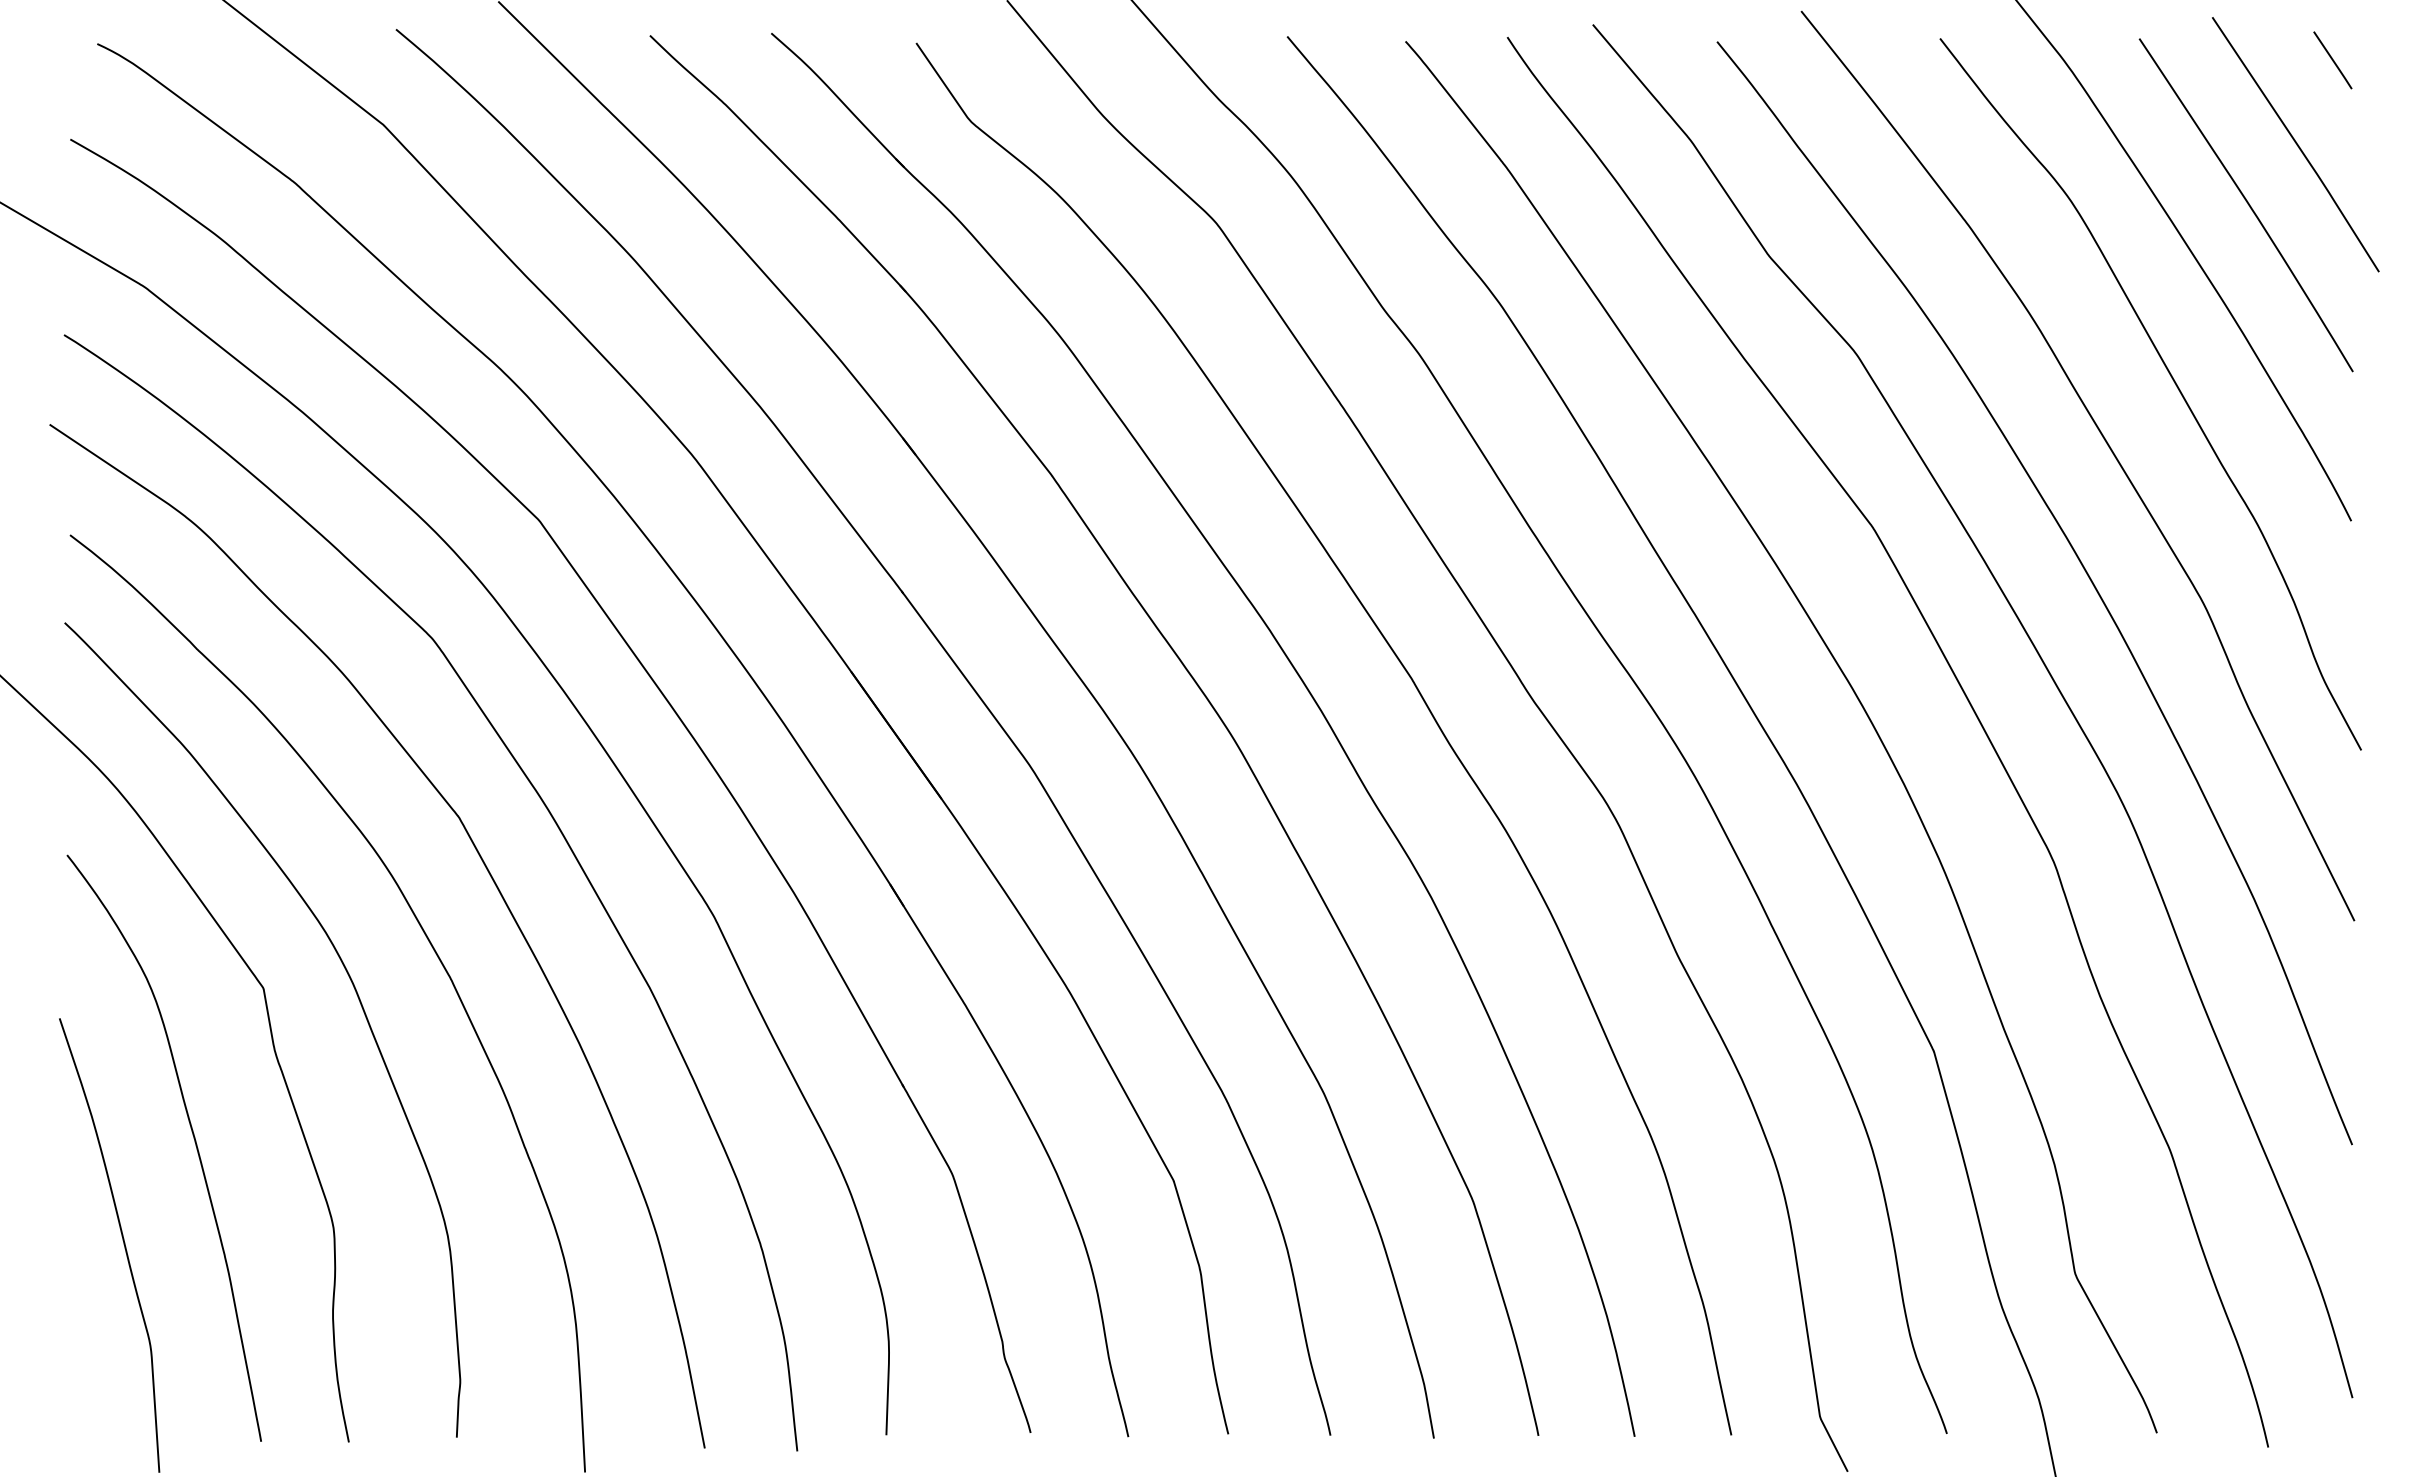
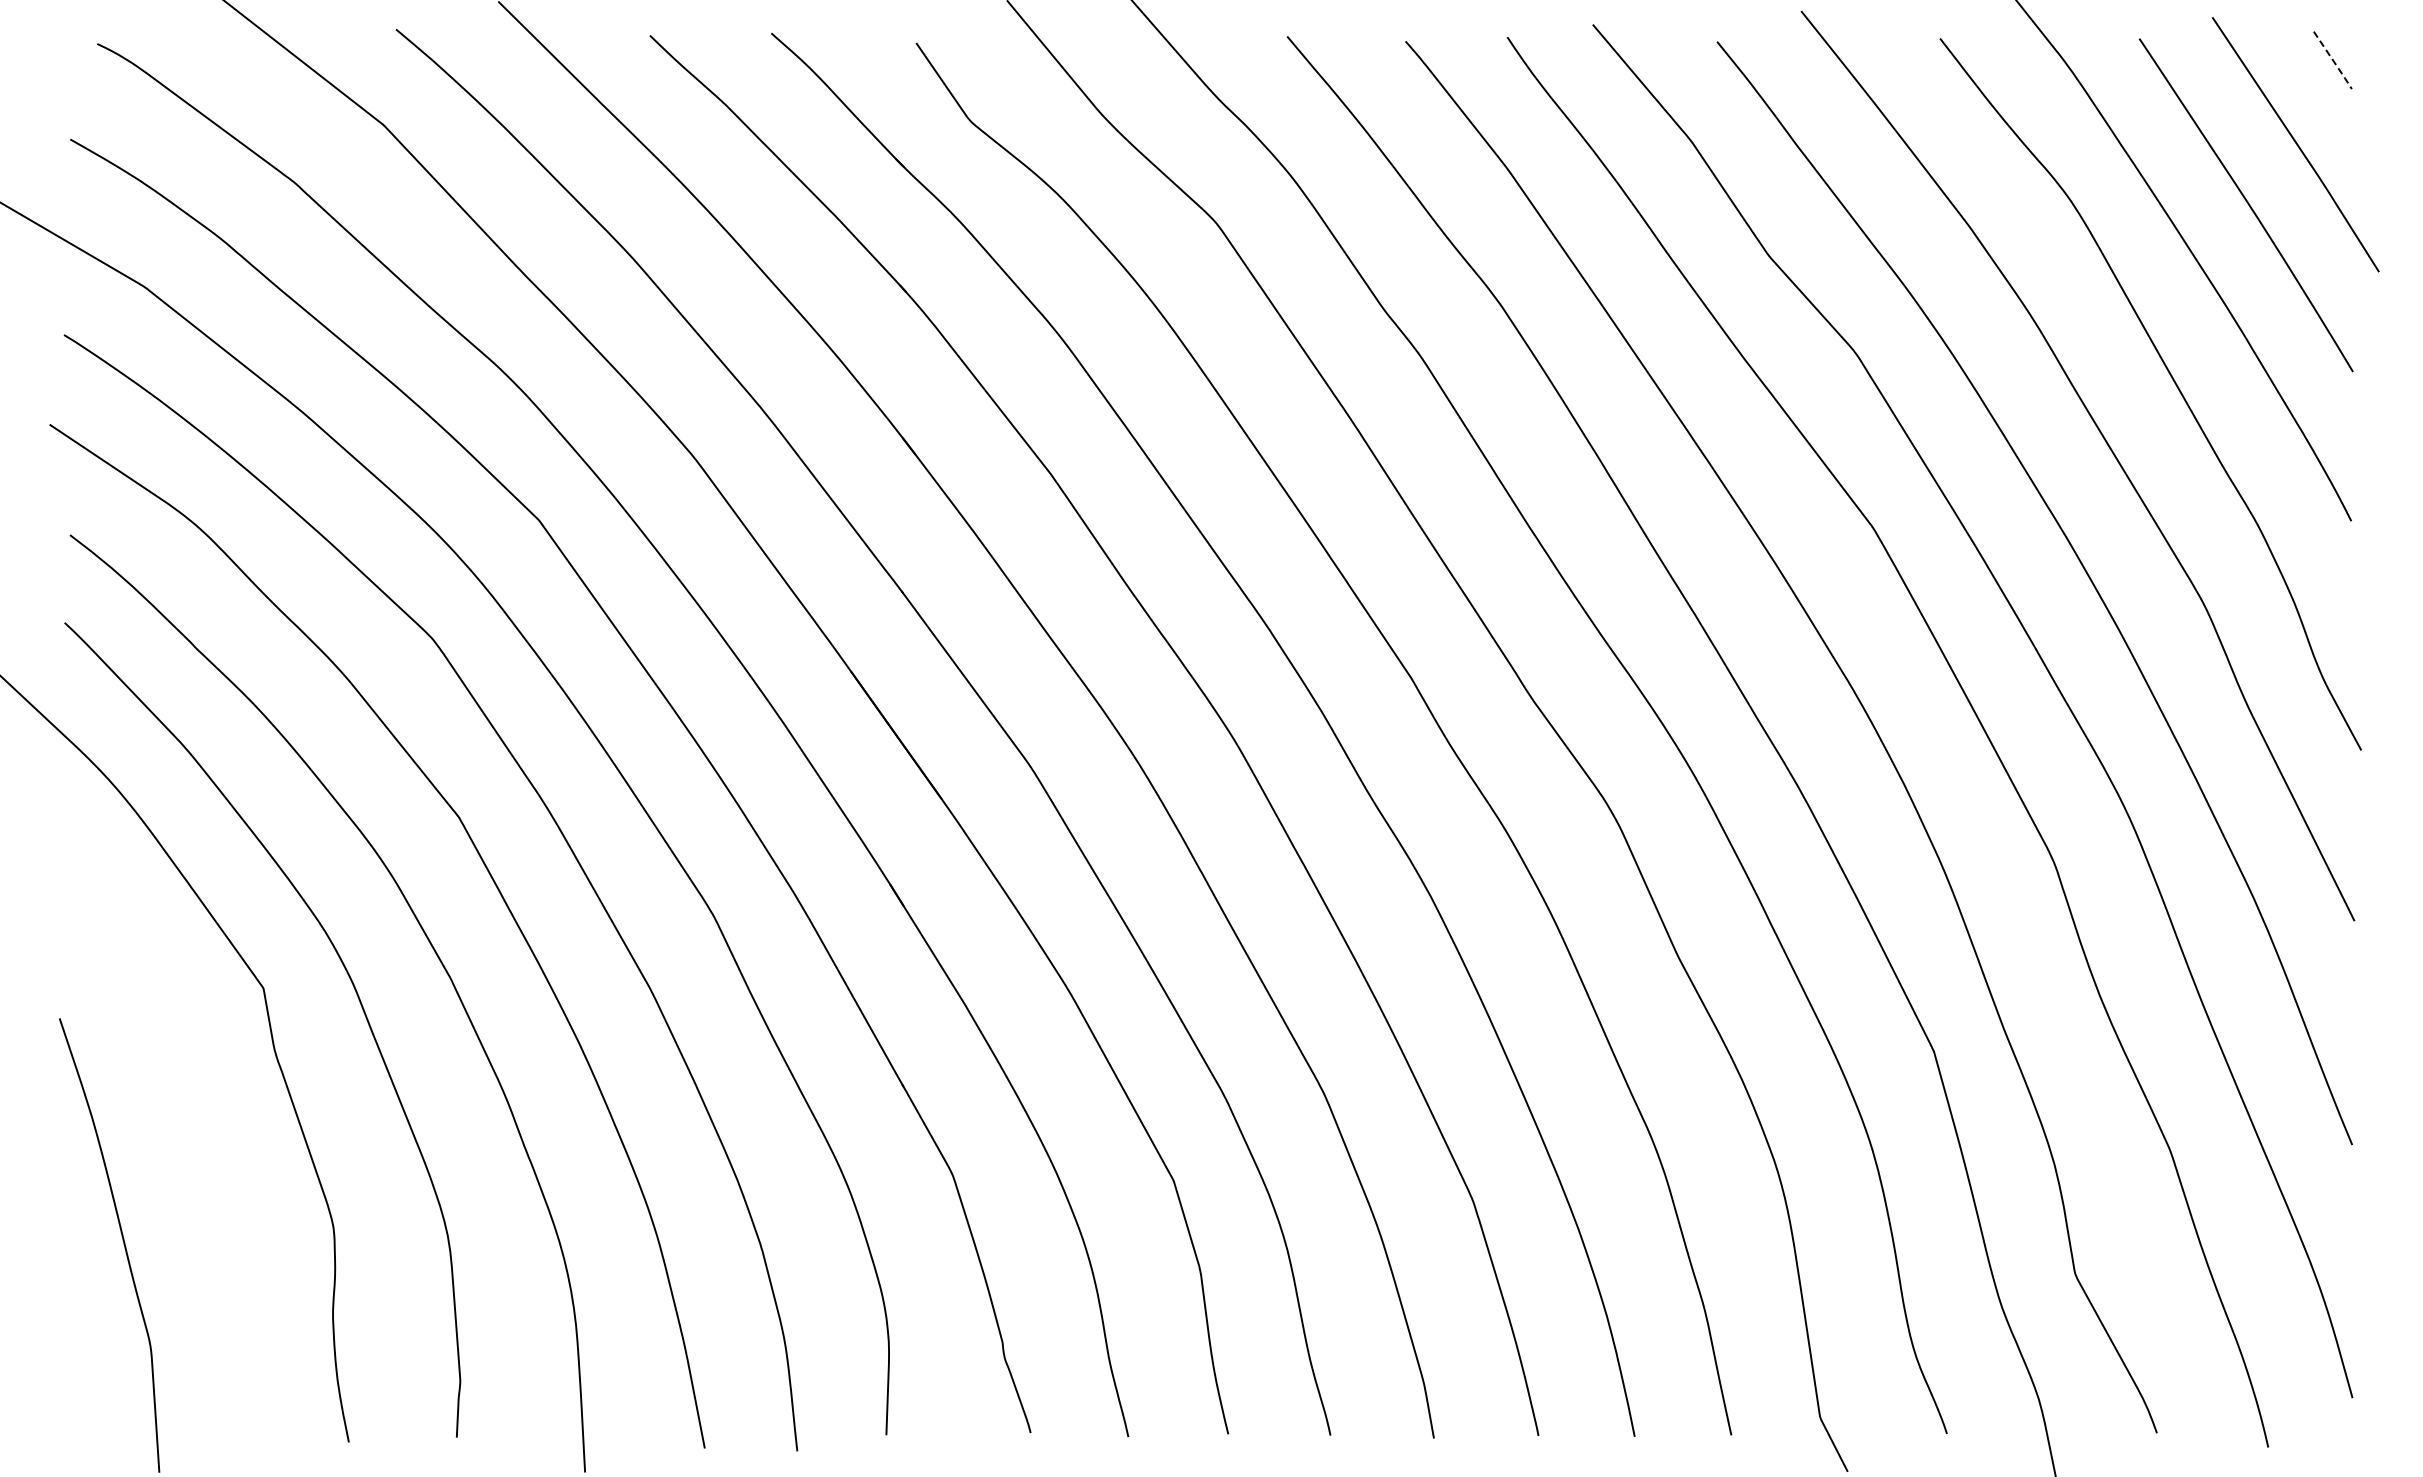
line: solid -> dashed (2334, 61)
curve: present -> none (193, 1138)
